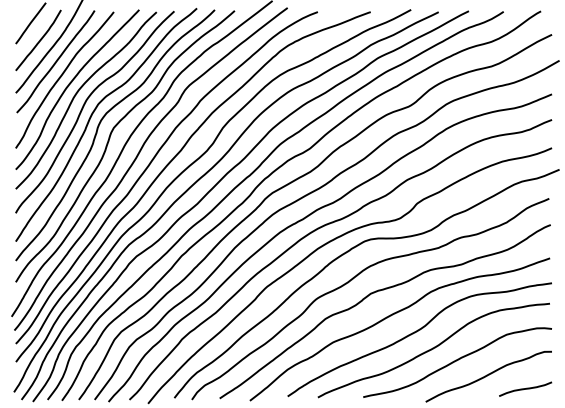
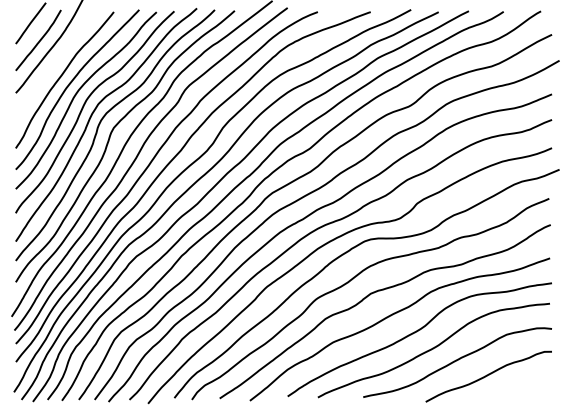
curve: present -> none (55, 61)
curve: present -> none (525, 388)
